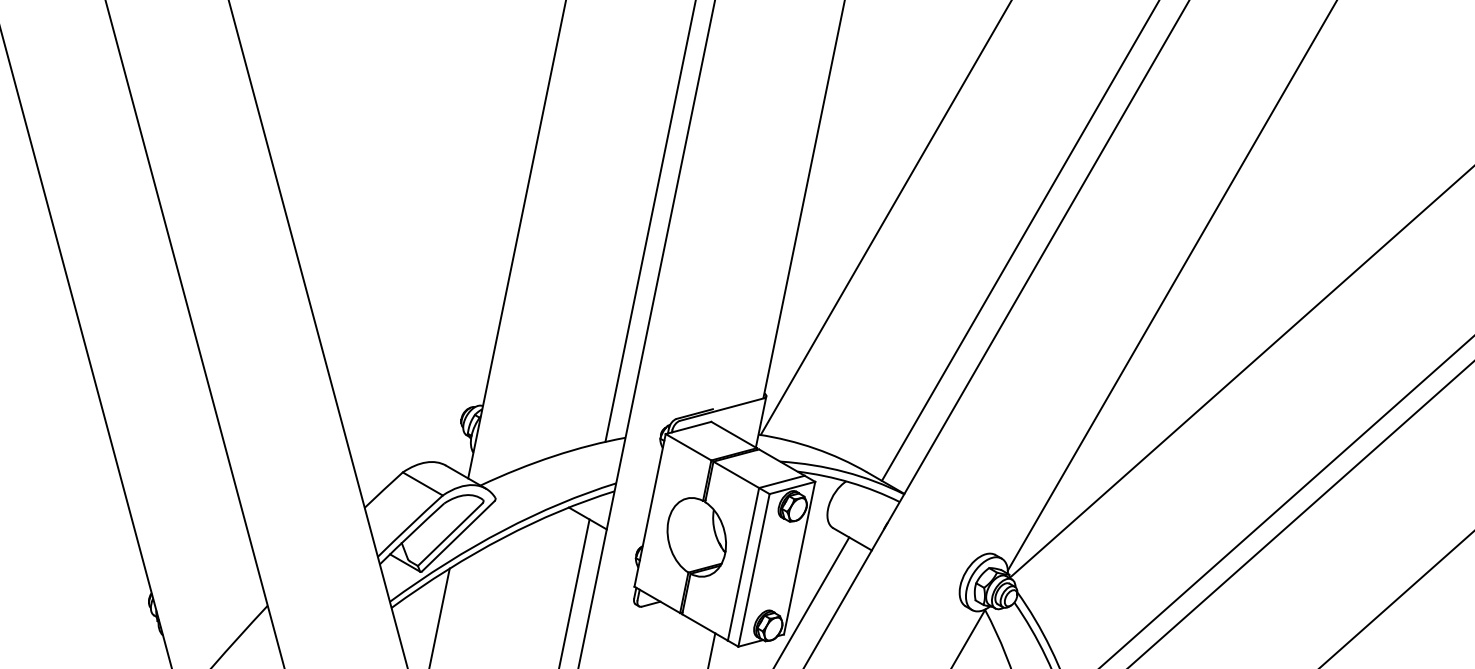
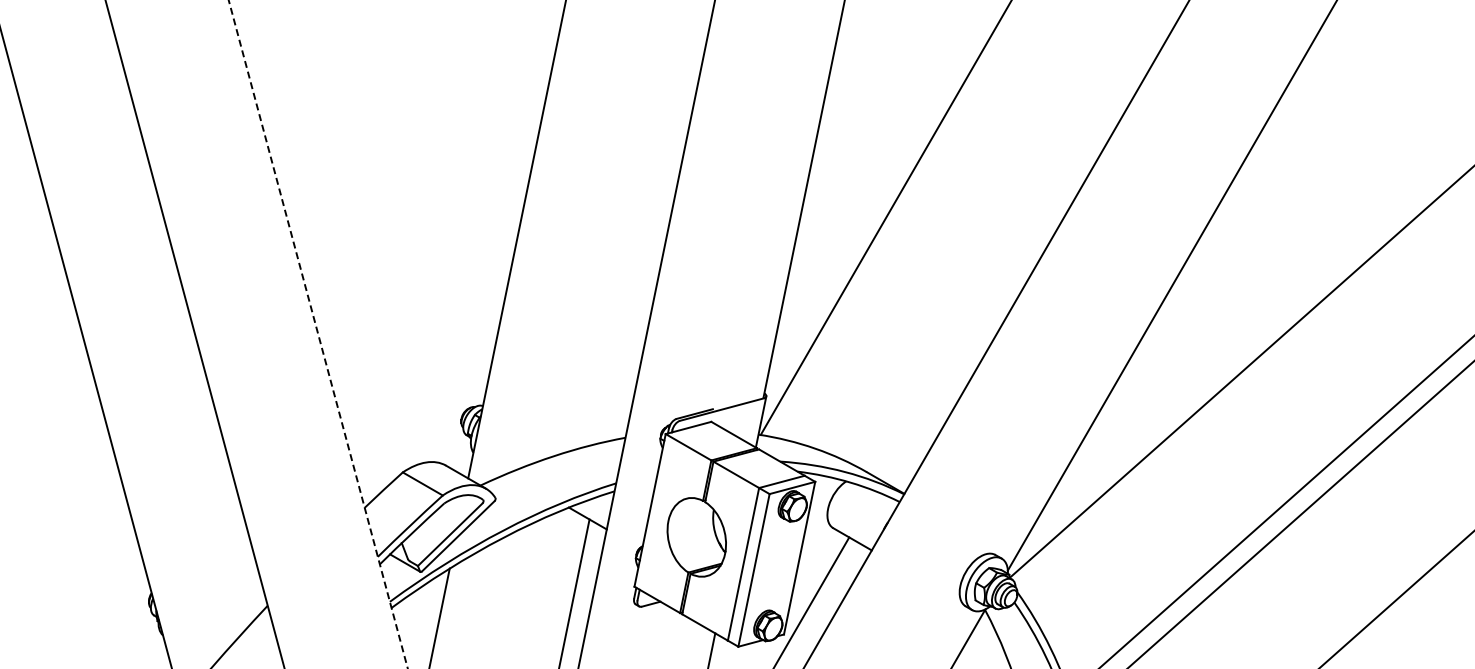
line: present -> none (650, 221)
line: present -> none (1019, 241)
line: solid -> dashed (318, 334)
